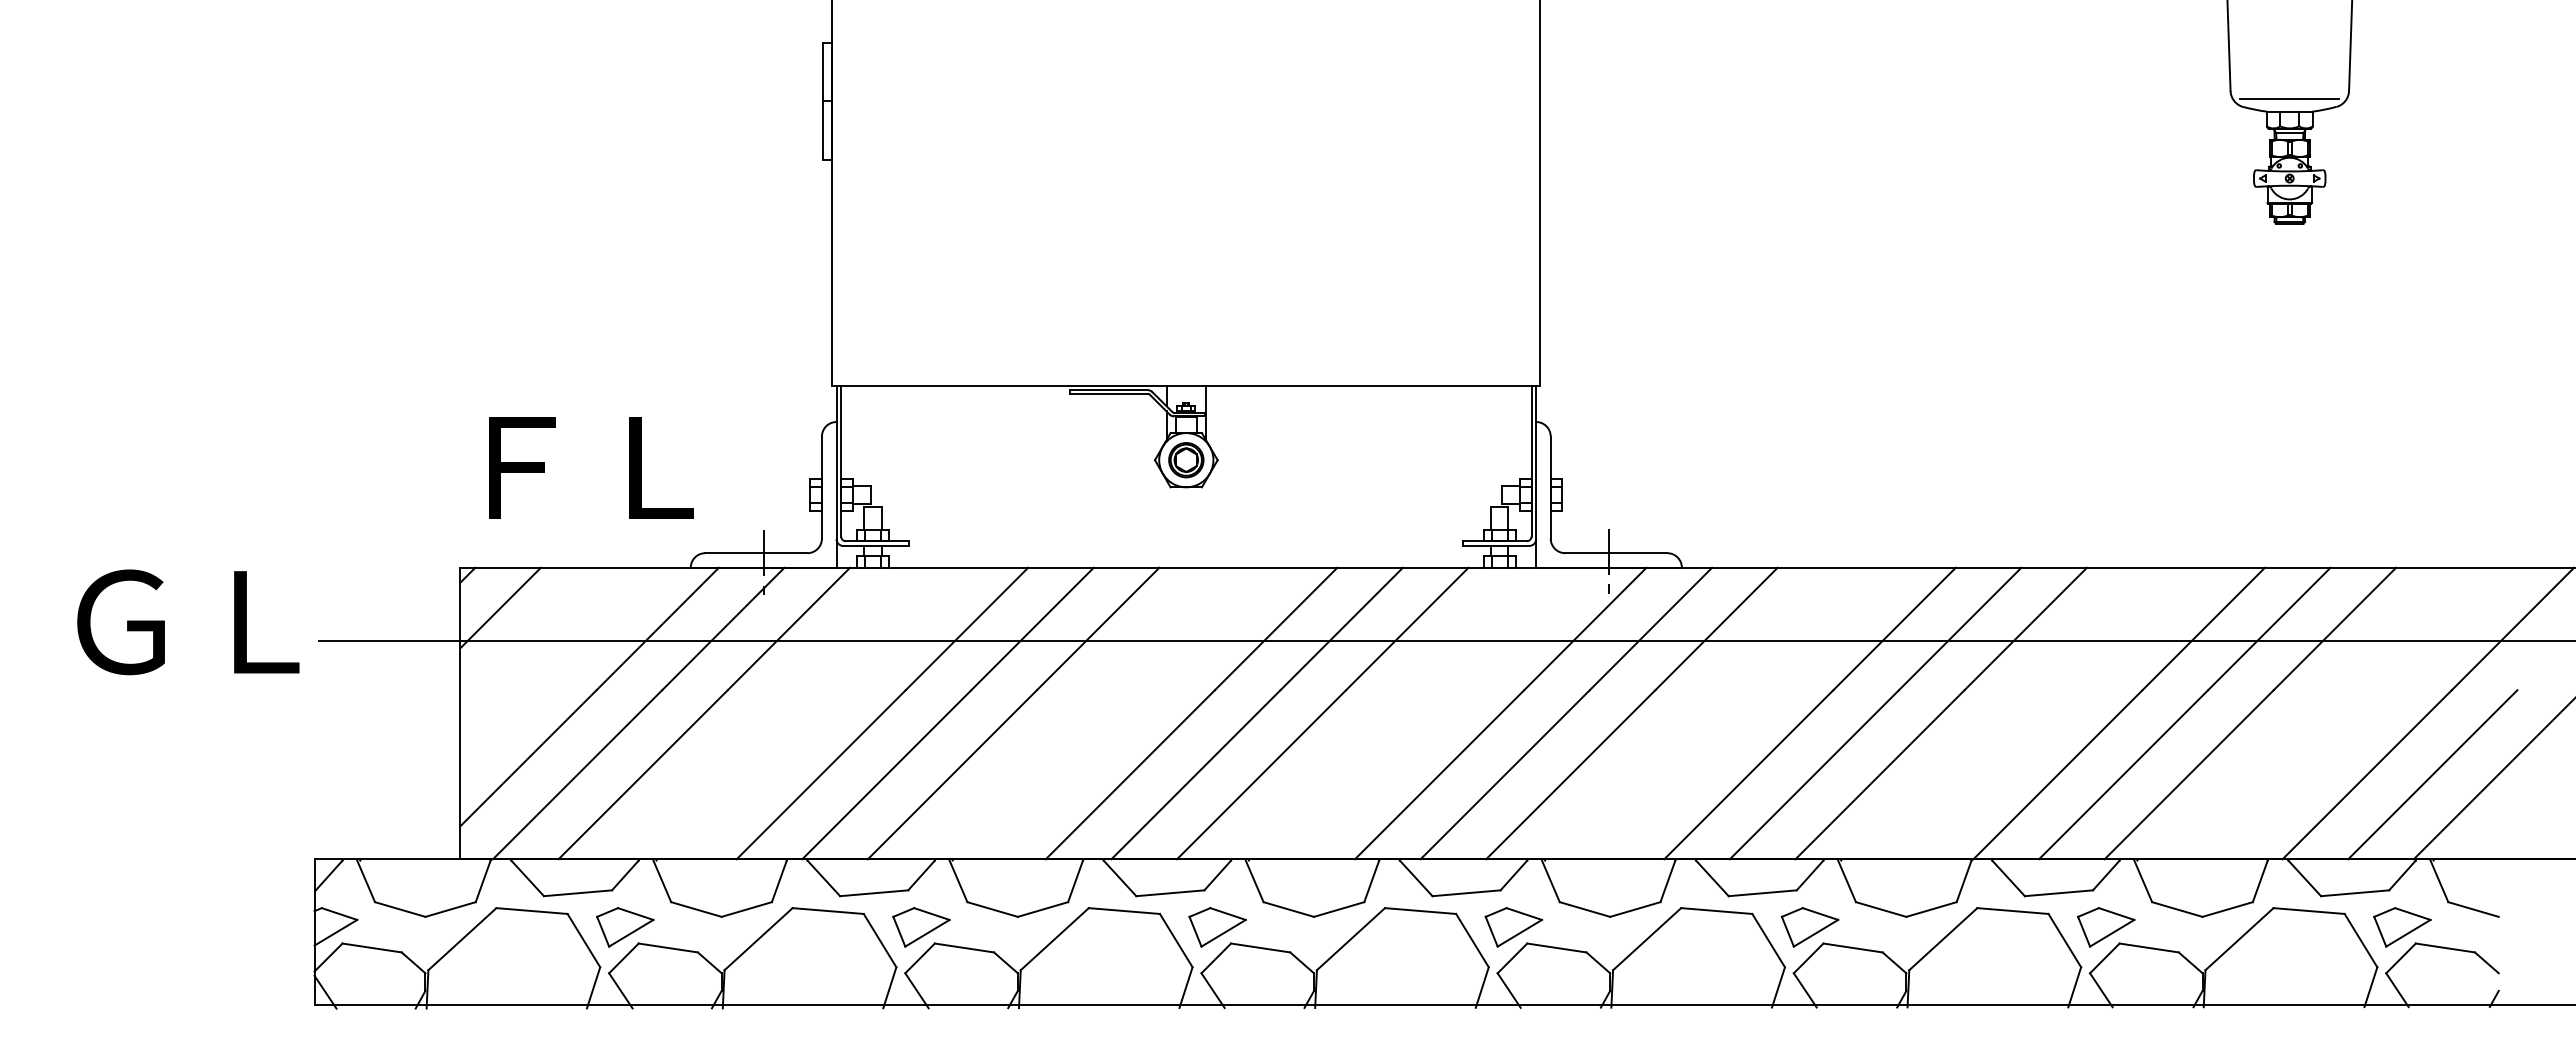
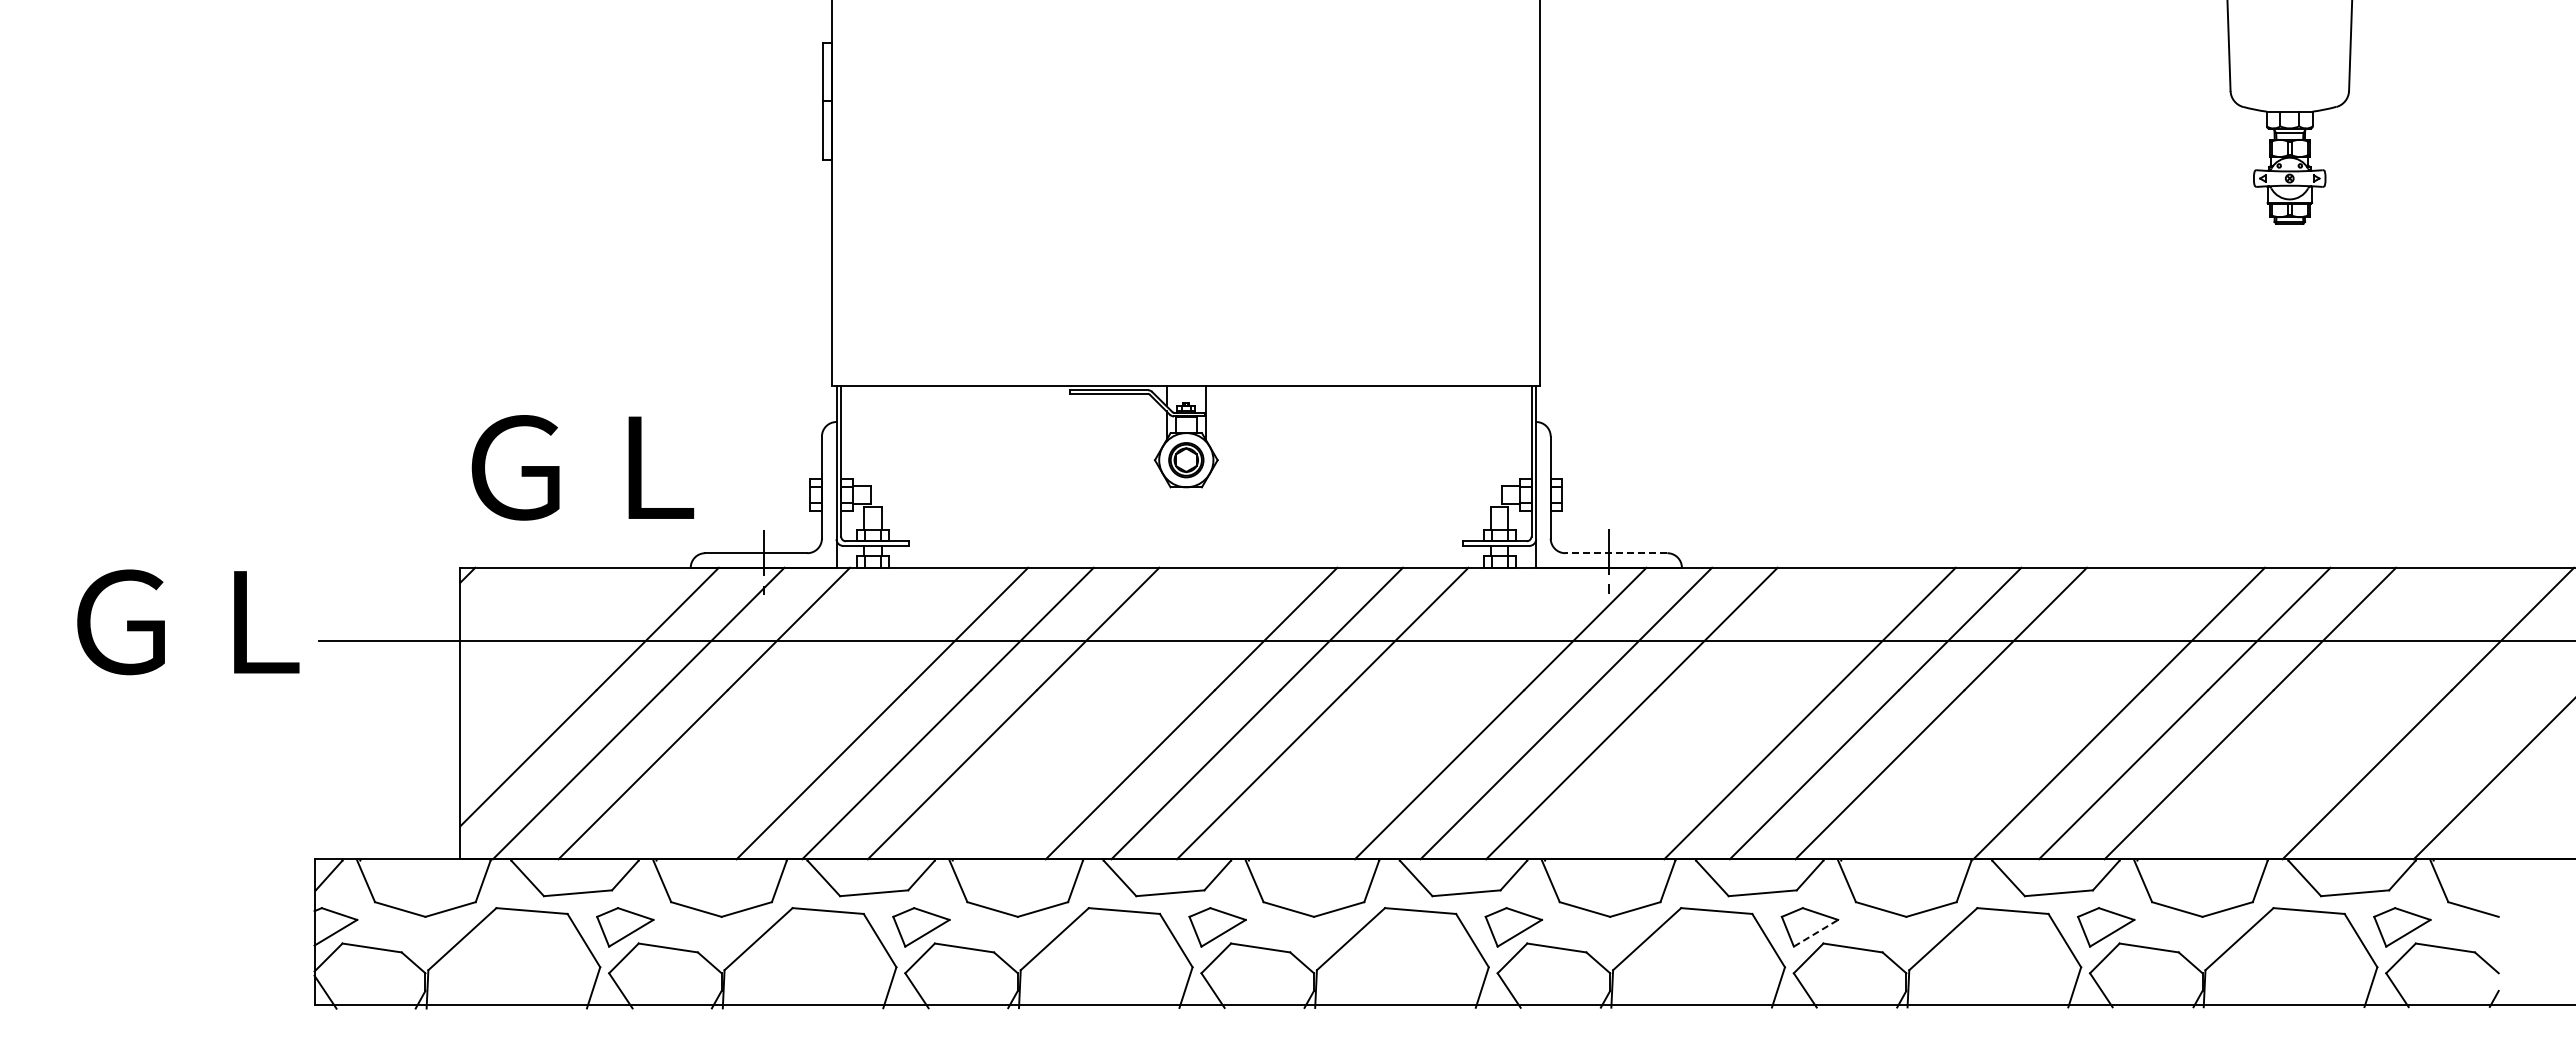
line: present -> none (2289, 98)
text: ＦＬ -> ＧＬ (582, 467)
line: solid -> dashed (1615, 553)
line: present -> none (500, 607)
line: present -> none (2432, 774)
line: solid -> dashed (1816, 933)
